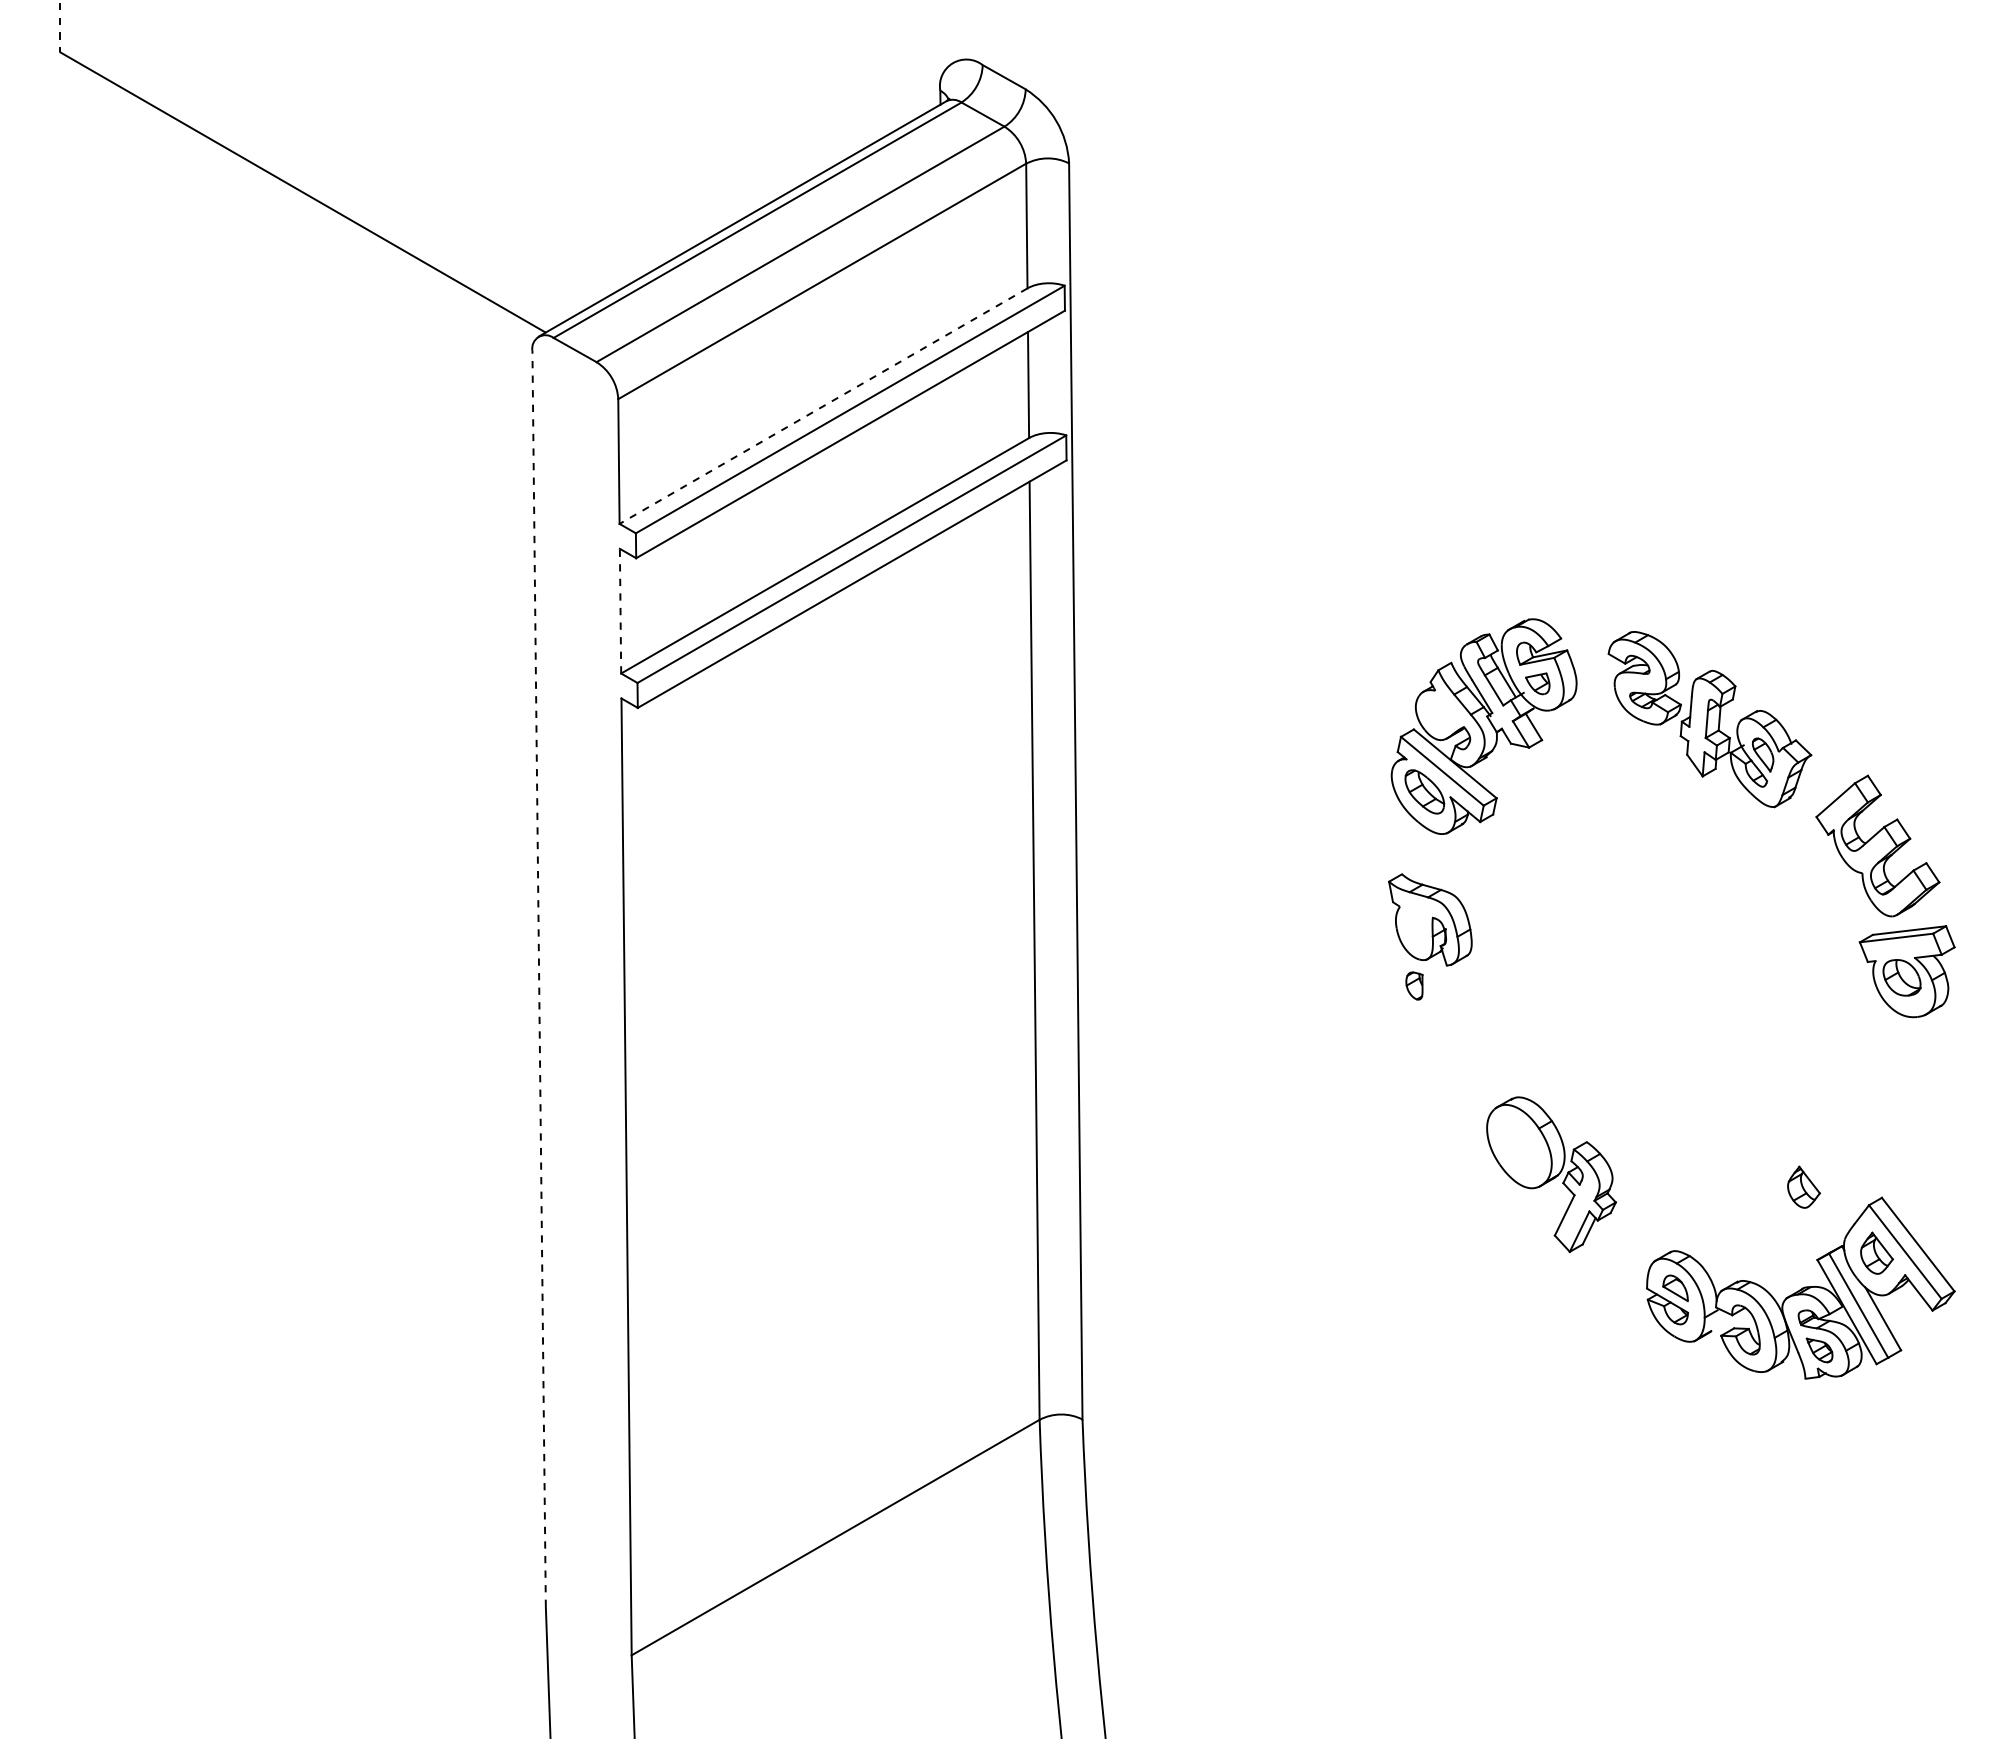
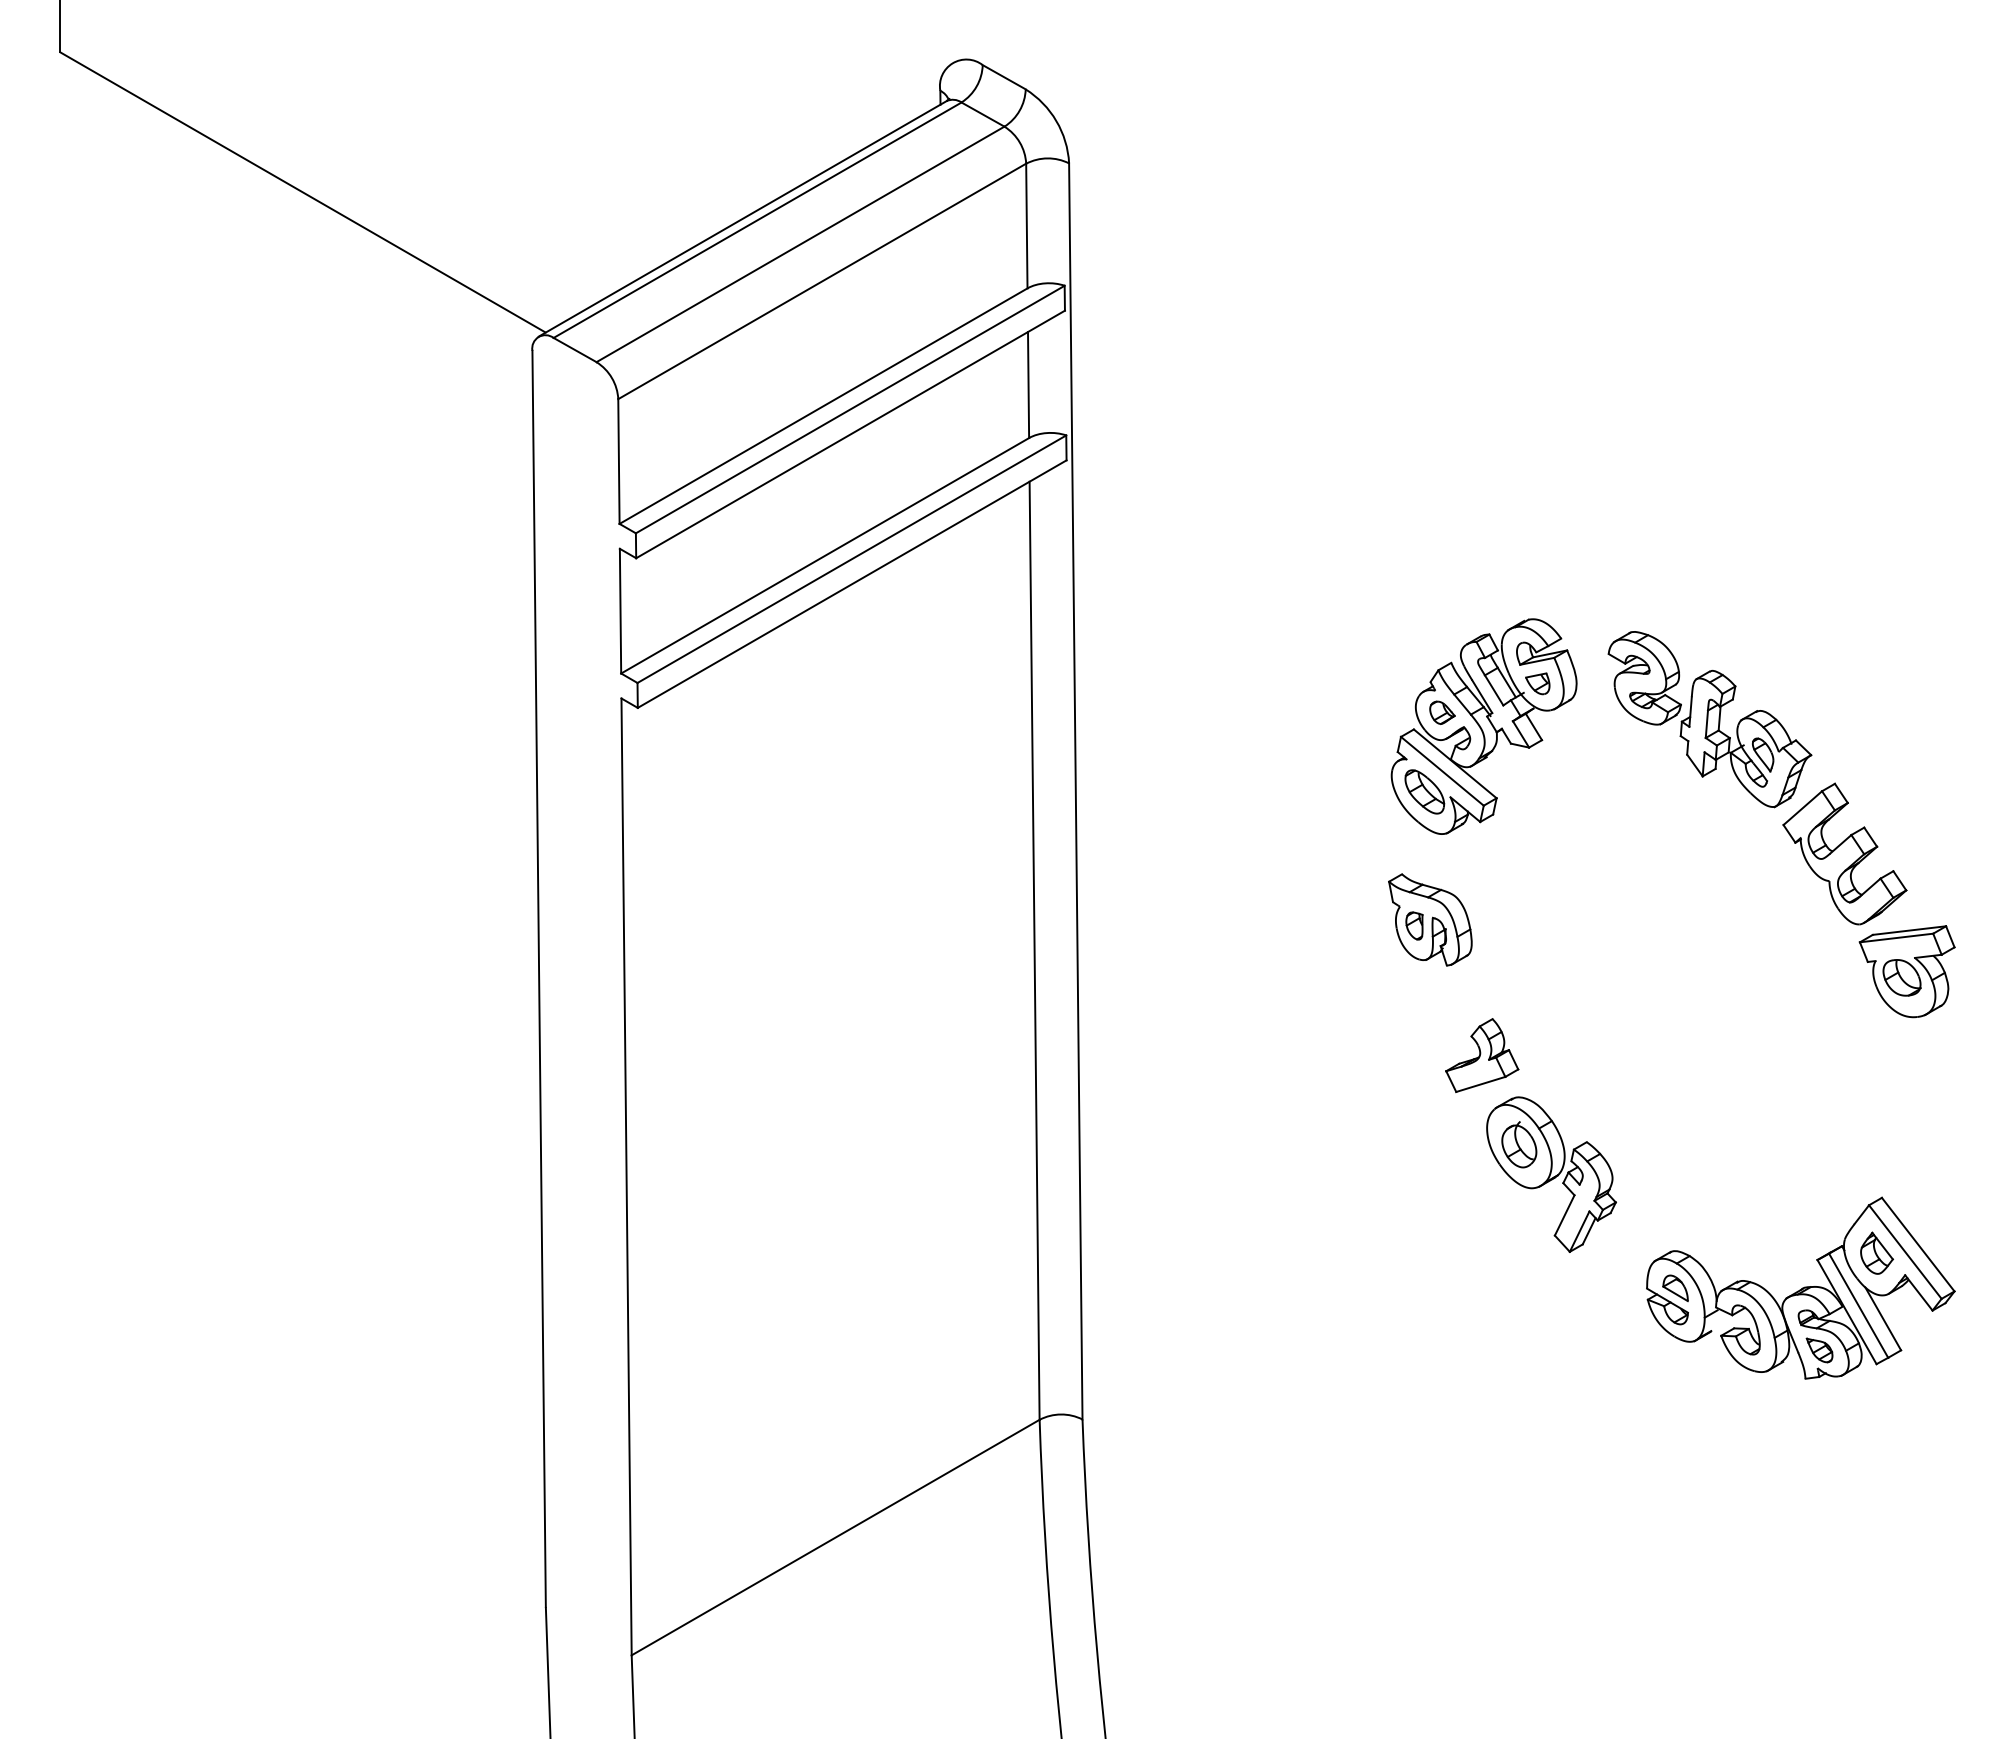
line: dashed -> solid (60, 26)
line: dashed -> solid (823, 406)
line: dashed -> solid (620, 610)
part: none -> present (1442, 712)
part position: (1877, 845) -> (1844, 853) (1844, 853)
line: dashed -> solid (539, 978)
part position: (1414, 985) -> (1414, 925) (1414, 925)
part: none -> present (1482, 1055)
part: none -> present (1519, 1144)
part: present -> none (1803, 1186)
